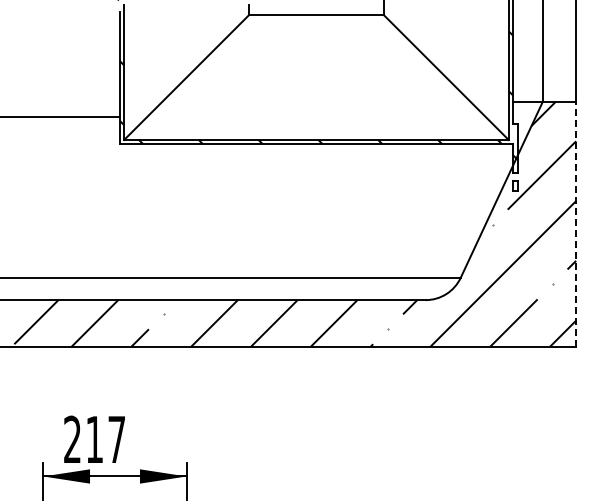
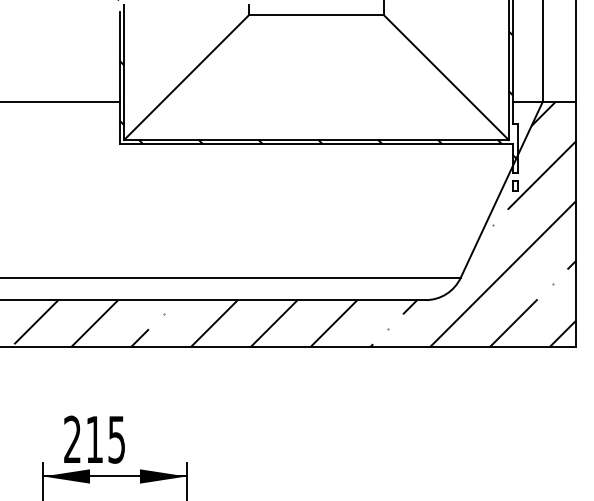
line position: (61, 116) -> (61, 101) (61, 101)
line: dashed -> solid (576, 224)
text: 217 -> 215 (116, 439)
